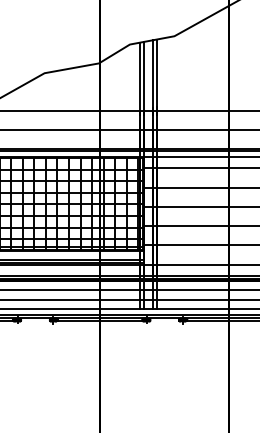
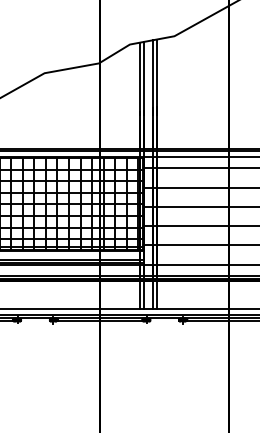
line: present -> none (129, 110)
line: present -> none (129, 129)
line: present -> none (129, 290)
line: present -> none (129, 299)
